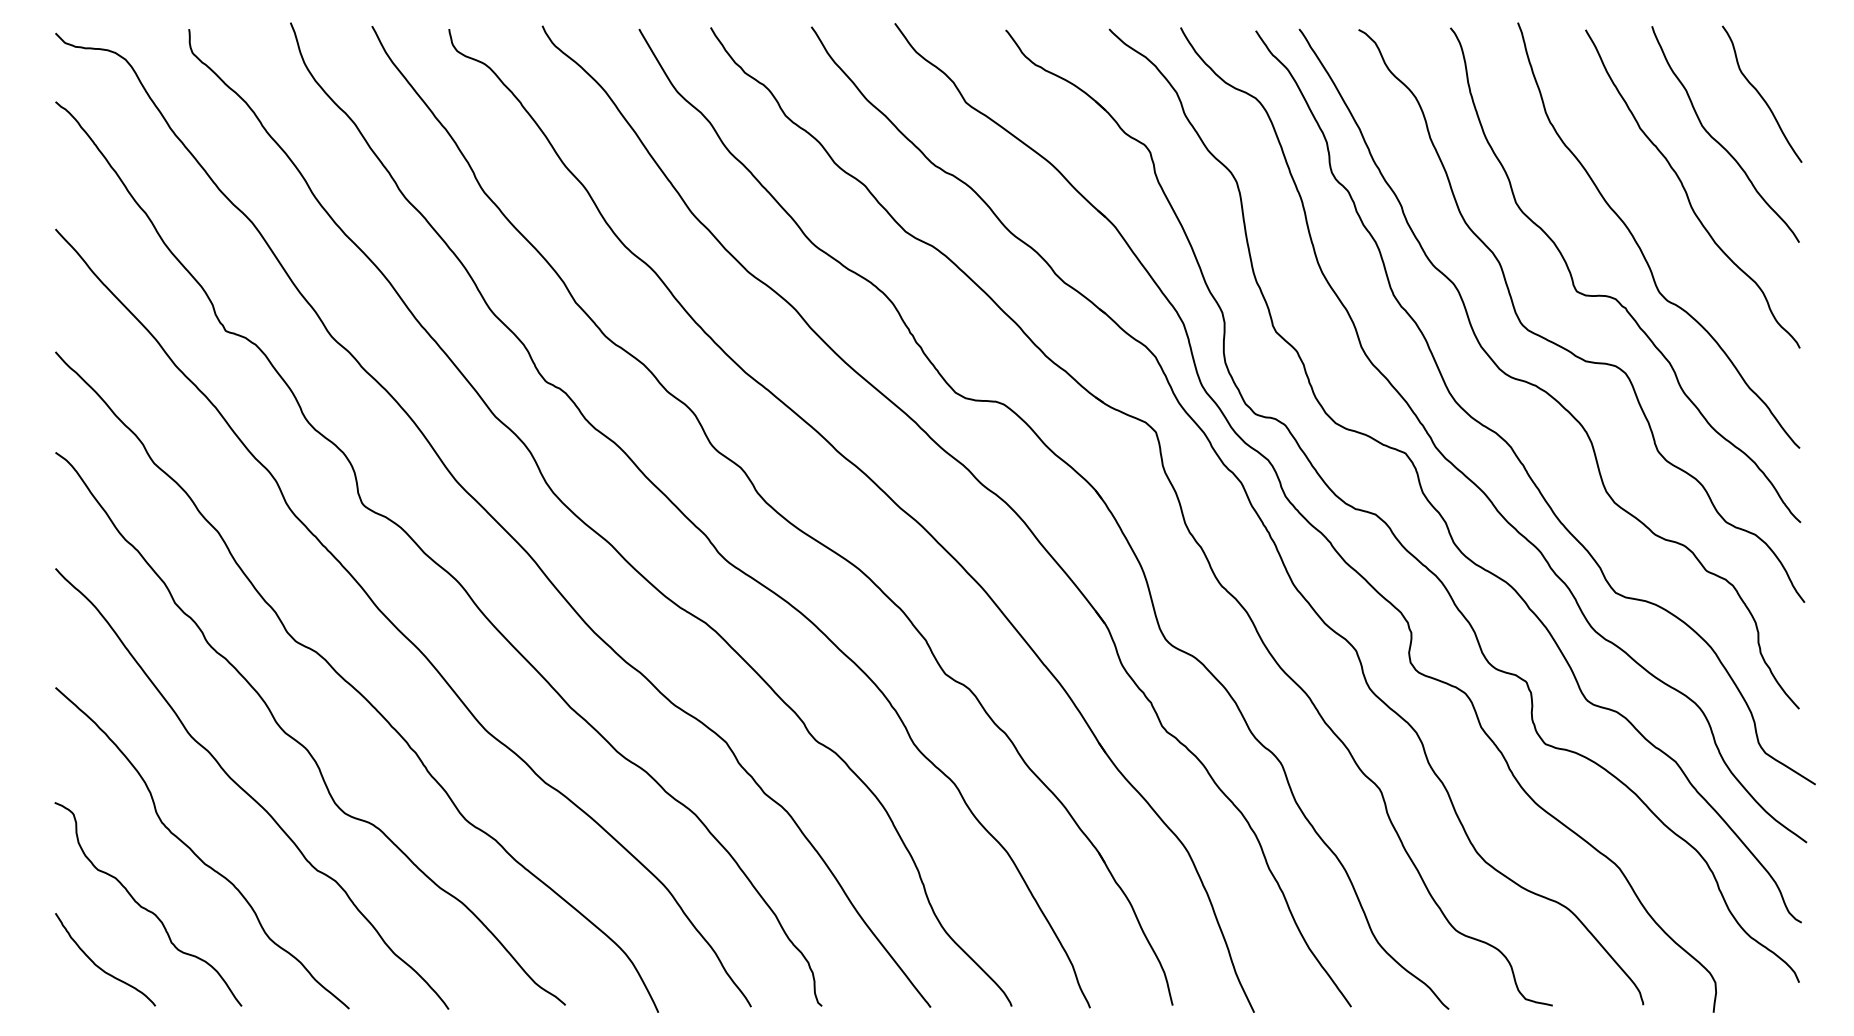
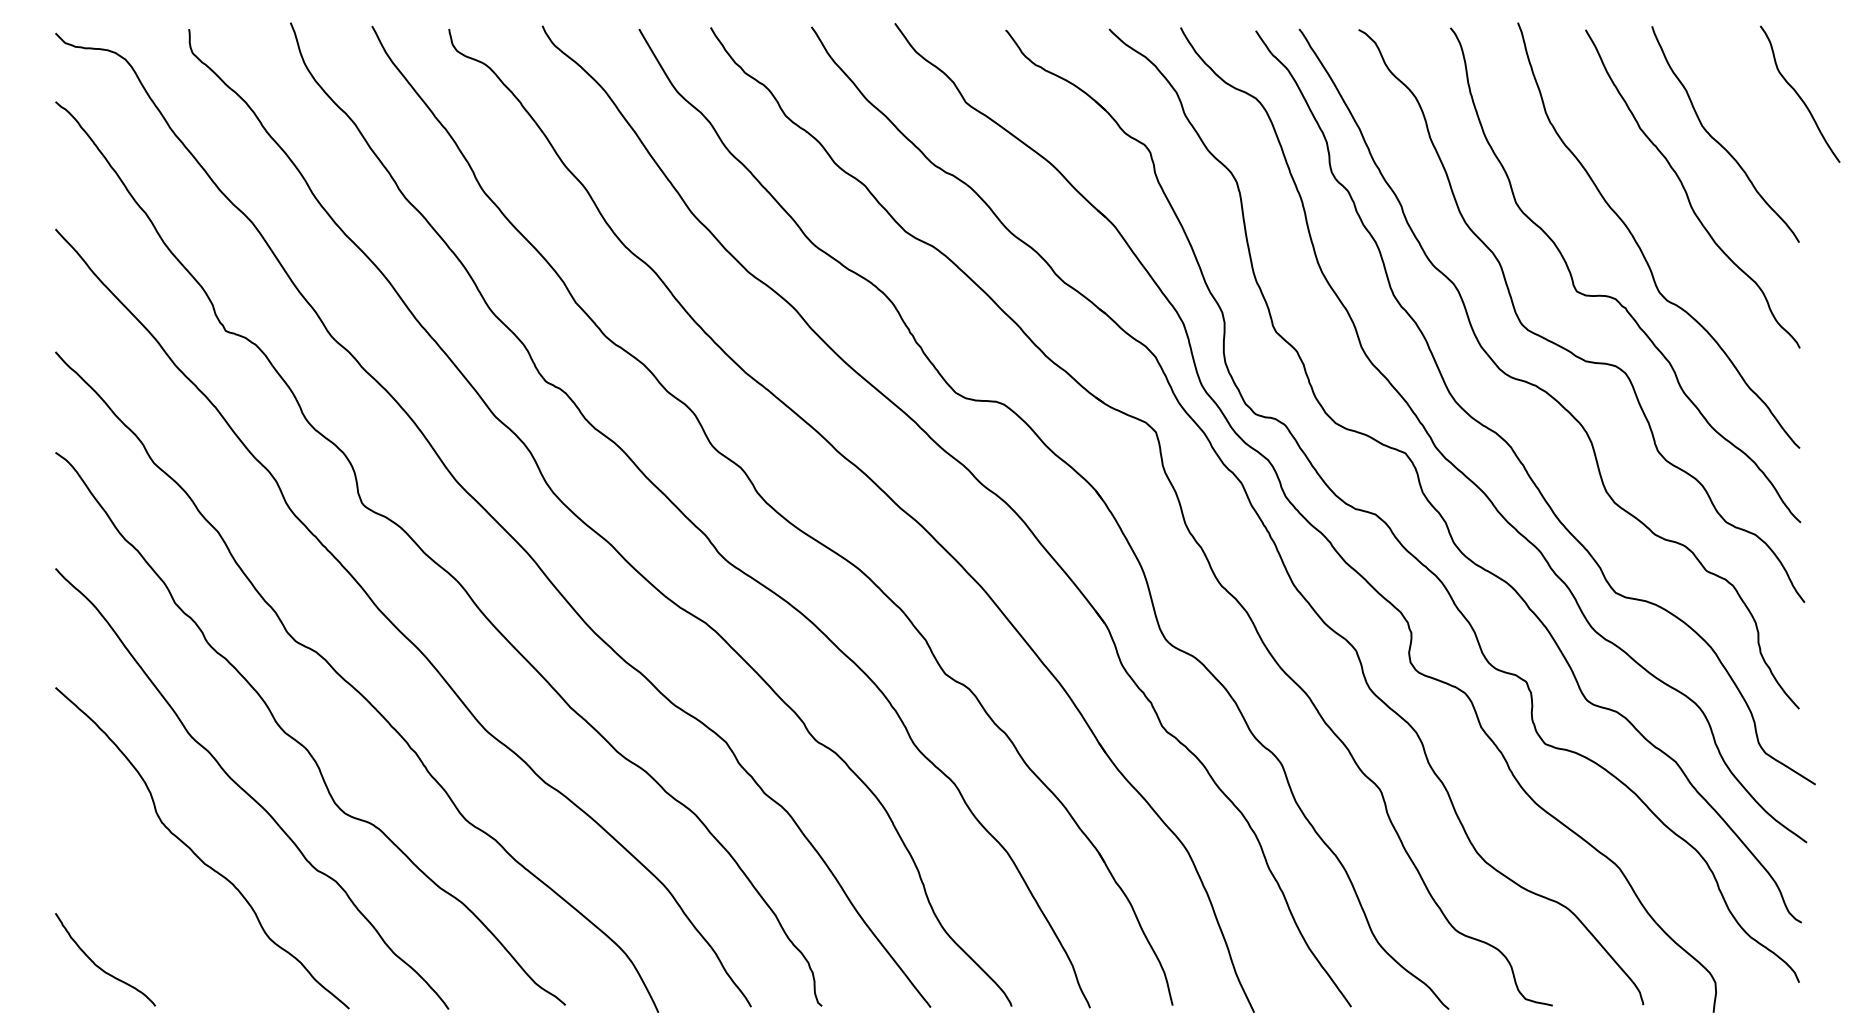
curve position: (1760, 93) -> (1798, 93) (1798, 93)
curve: present -> none (145, 907)
